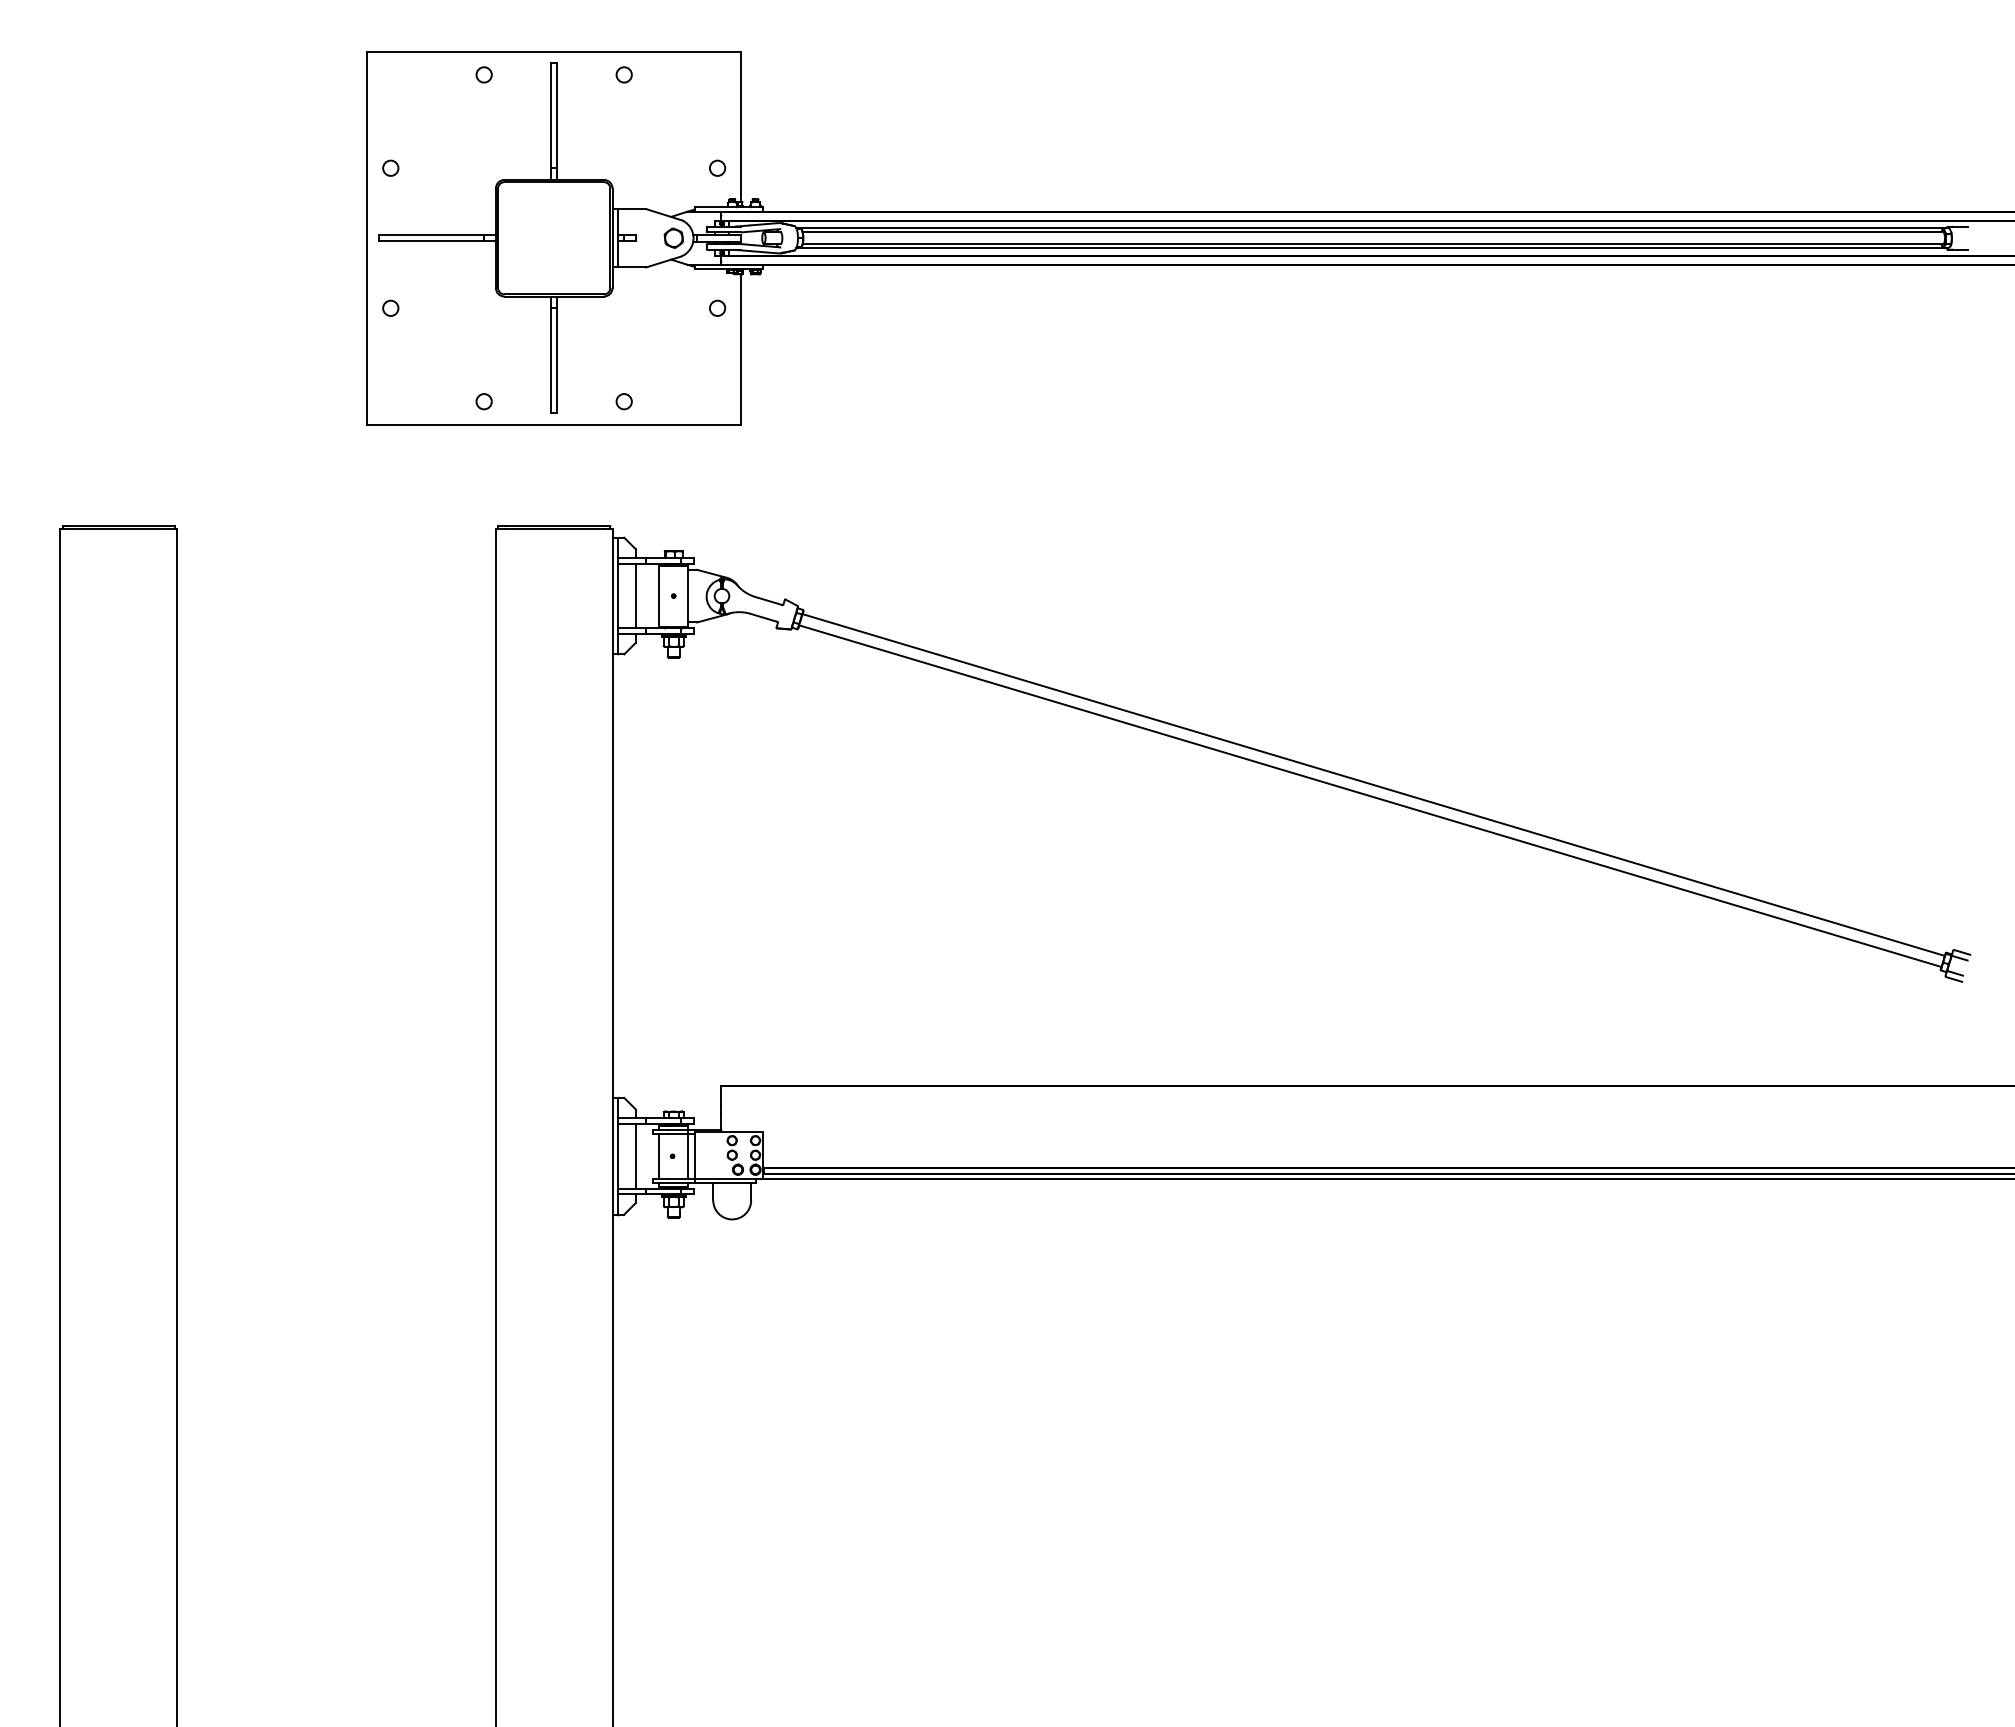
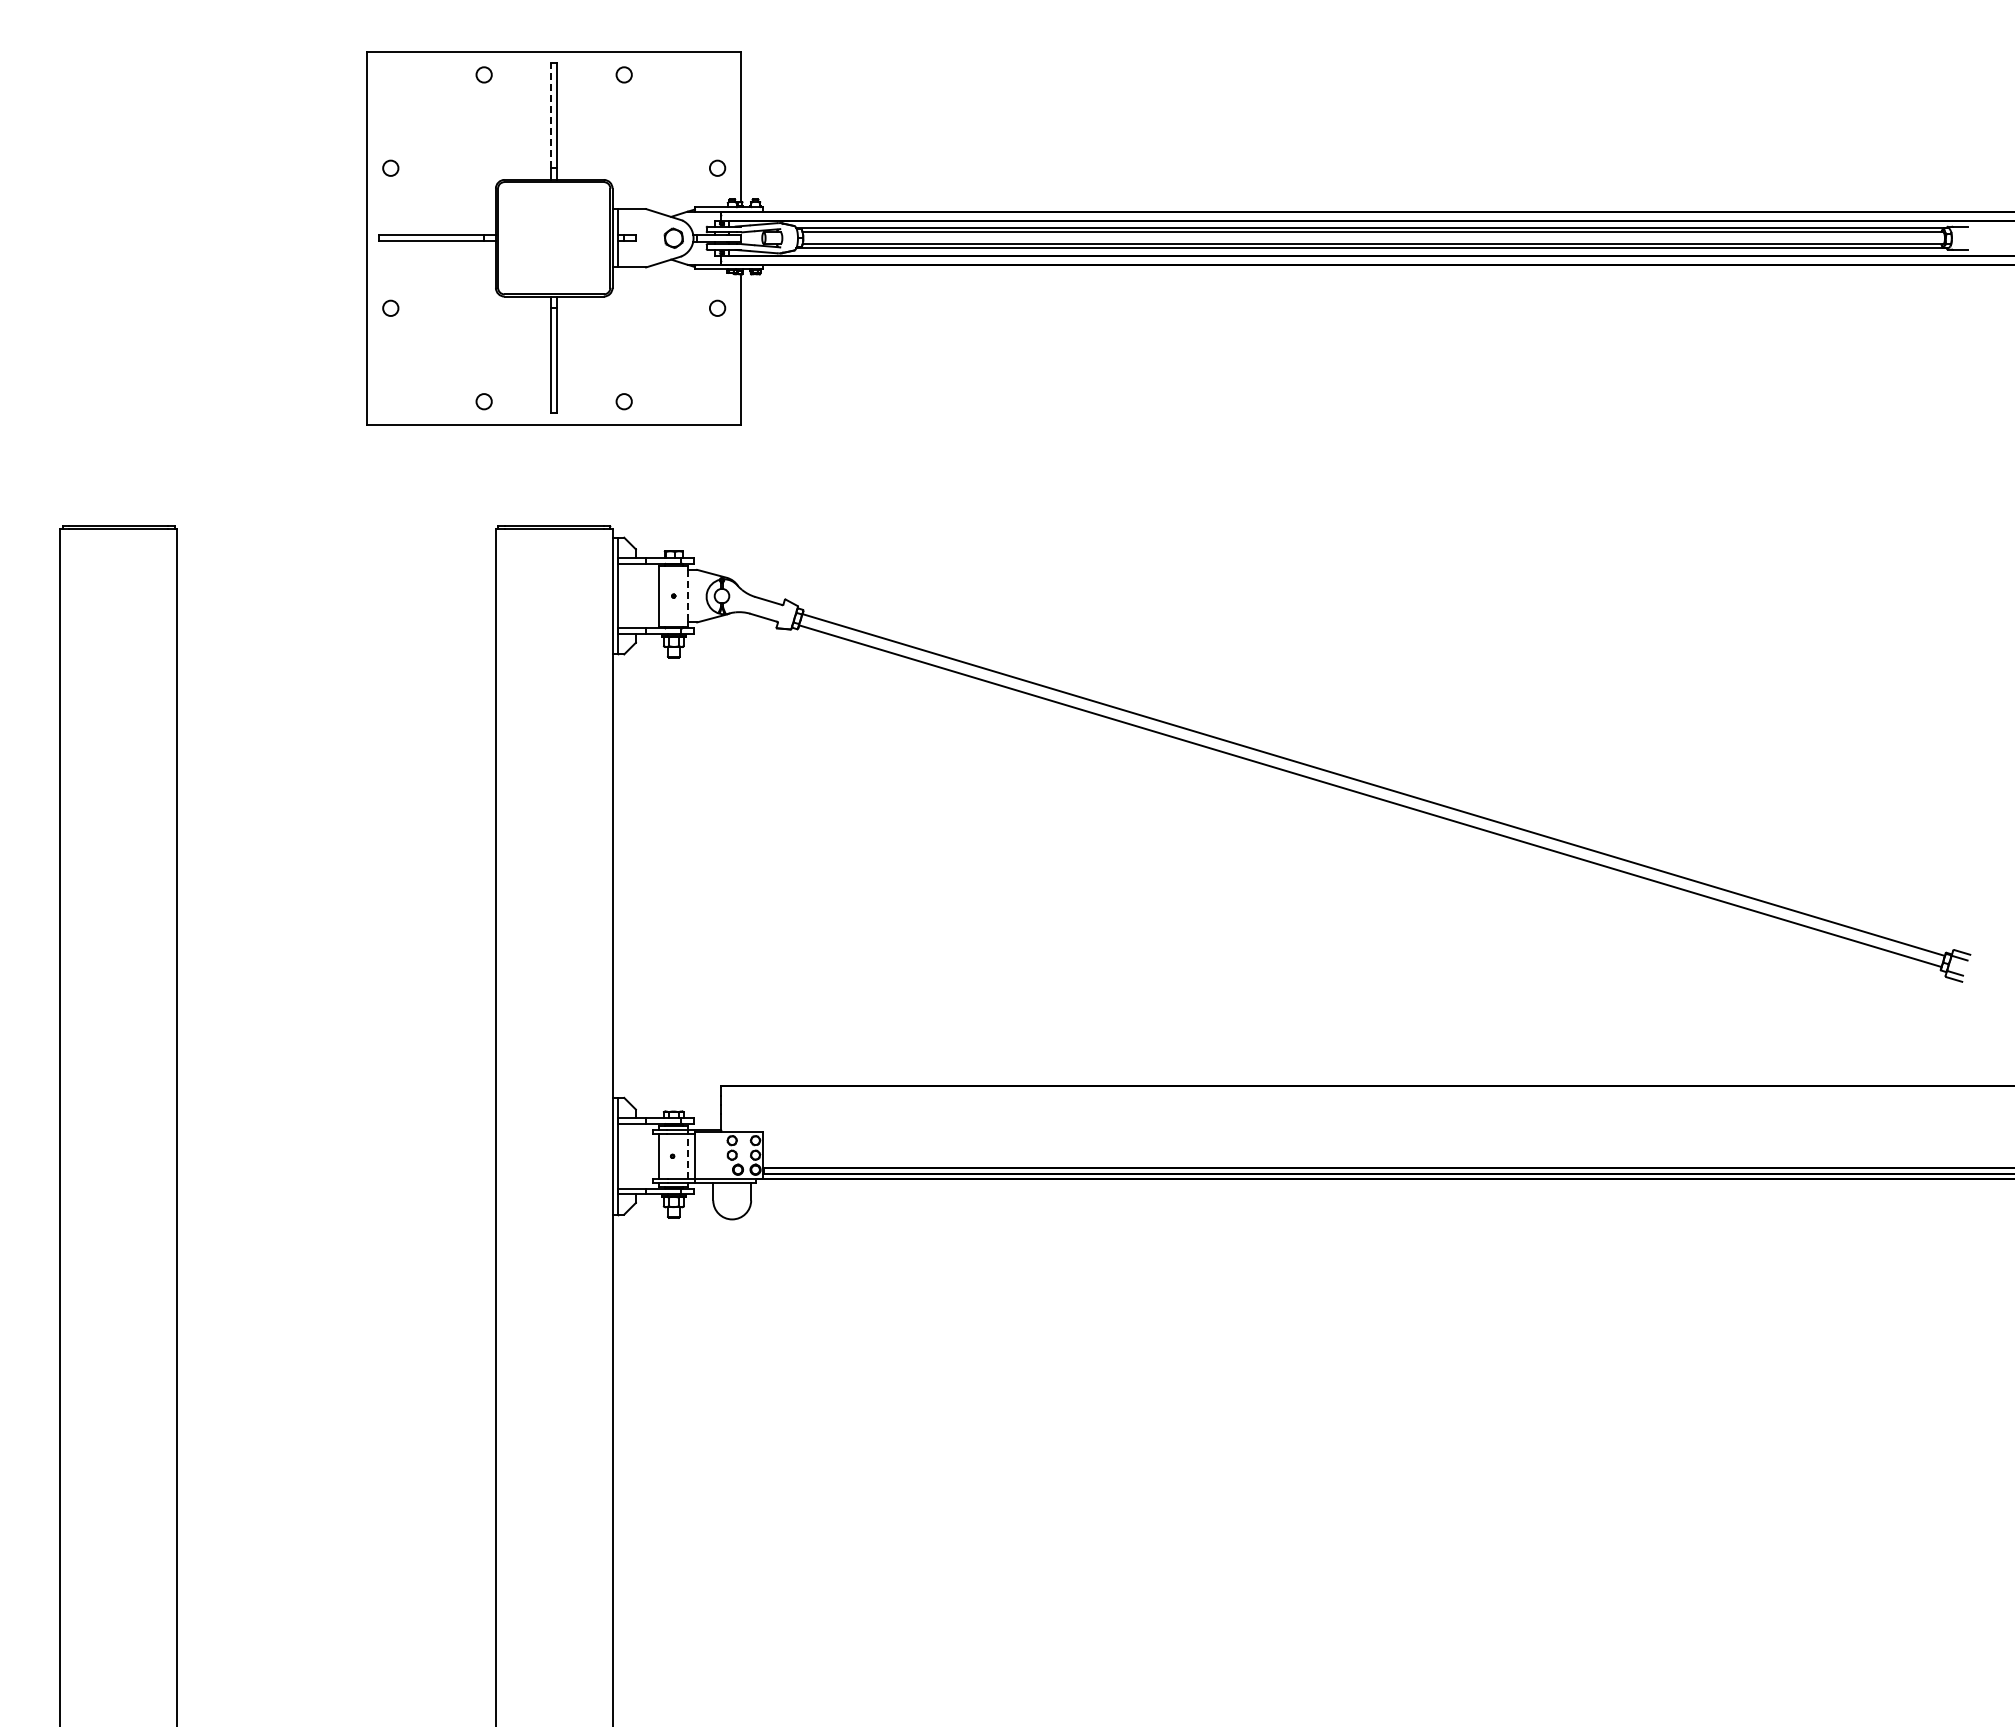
line: solid -> dashed (551, 115)
line: present -> none (635, 595)
line: solid -> dashed (688, 596)
line: present -> none (635, 1155)
line: solid -> dashed (688, 1155)
